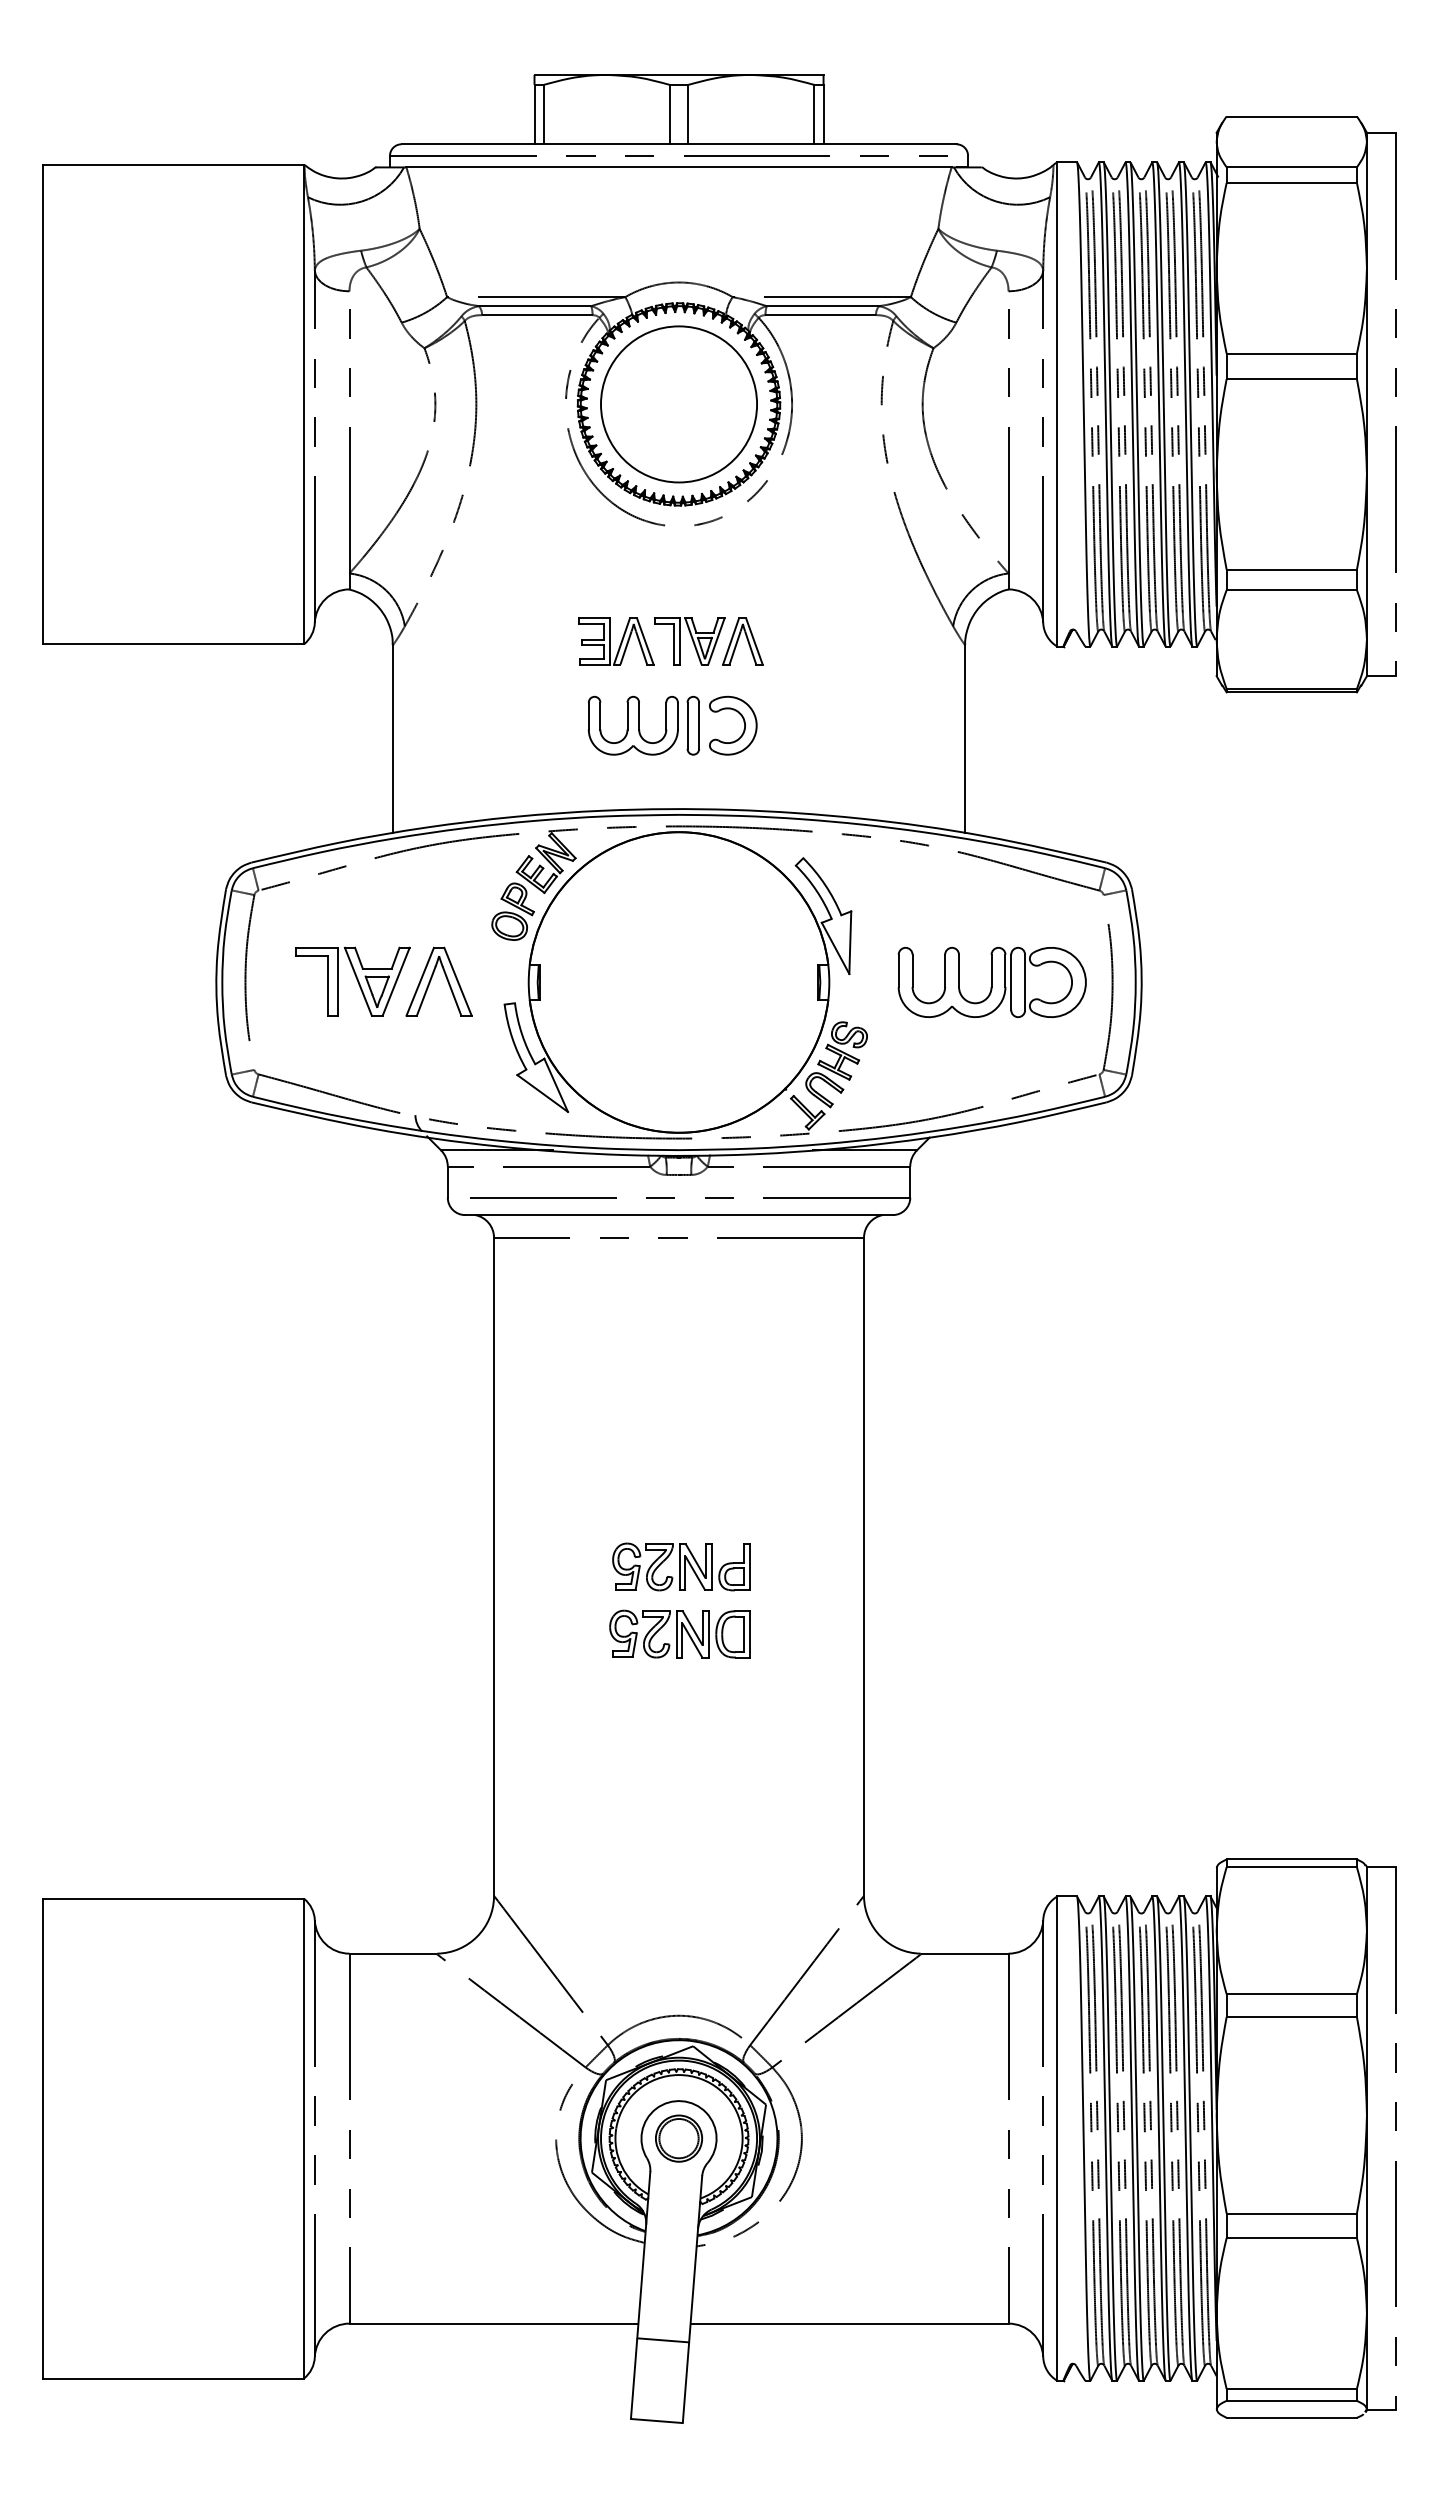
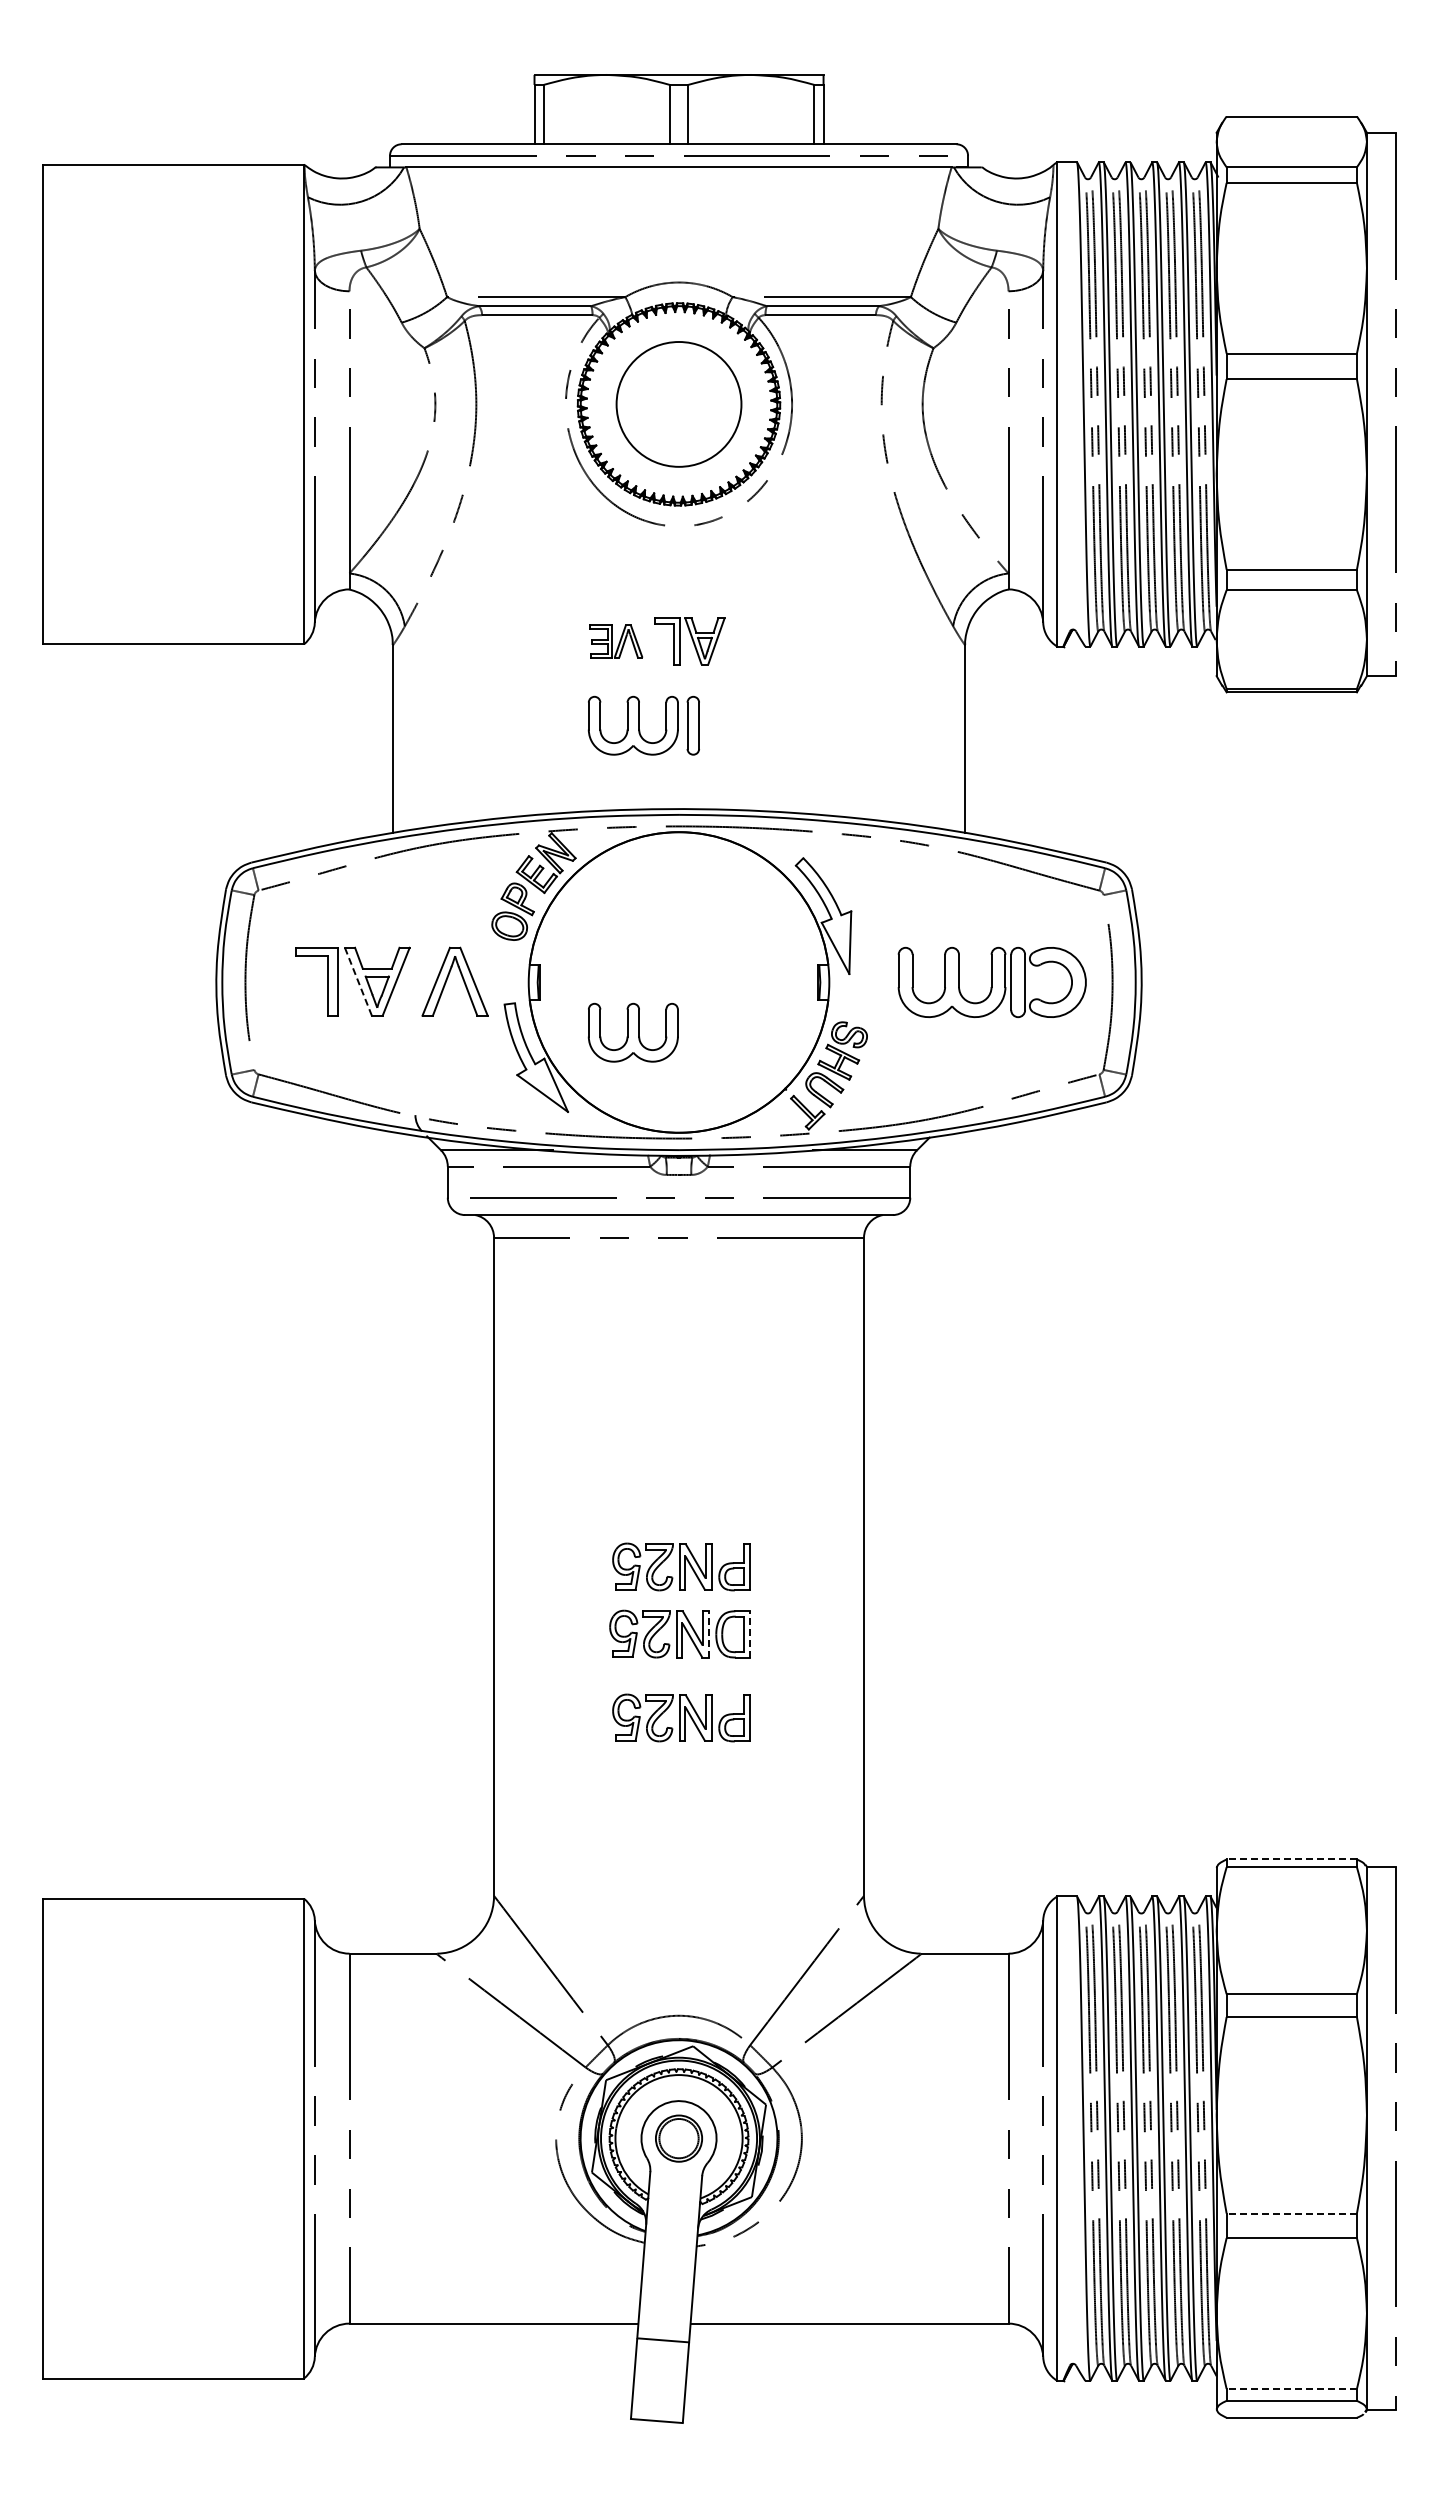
circle diameter: 156 px -> 125 px (678, 404)
part size: 77x49 px -> 55x35 px (616, 641)
part: present -> none (742, 641)
part: present -> none (743, 722)
part position: (432, 978) -> (448, 978) (448, 978)
line: solid -> dashed (358, 981)
part: none -> present (632, 1032)
line: solid -> dashed (708, 1633)
line: solid -> dashed (750, 1633)
part: none -> present (681, 1717)
line: solid -> dashed (1291, 1859)
line: solid -> dashed (1291, 2213)
line: solid -> dashed (1291, 2389)
